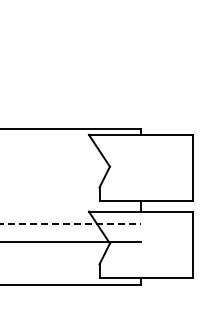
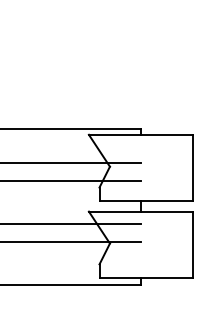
line: none -> present (71, 163)
line: none -> present (71, 180)
line: dashed -> solid (71, 224)
